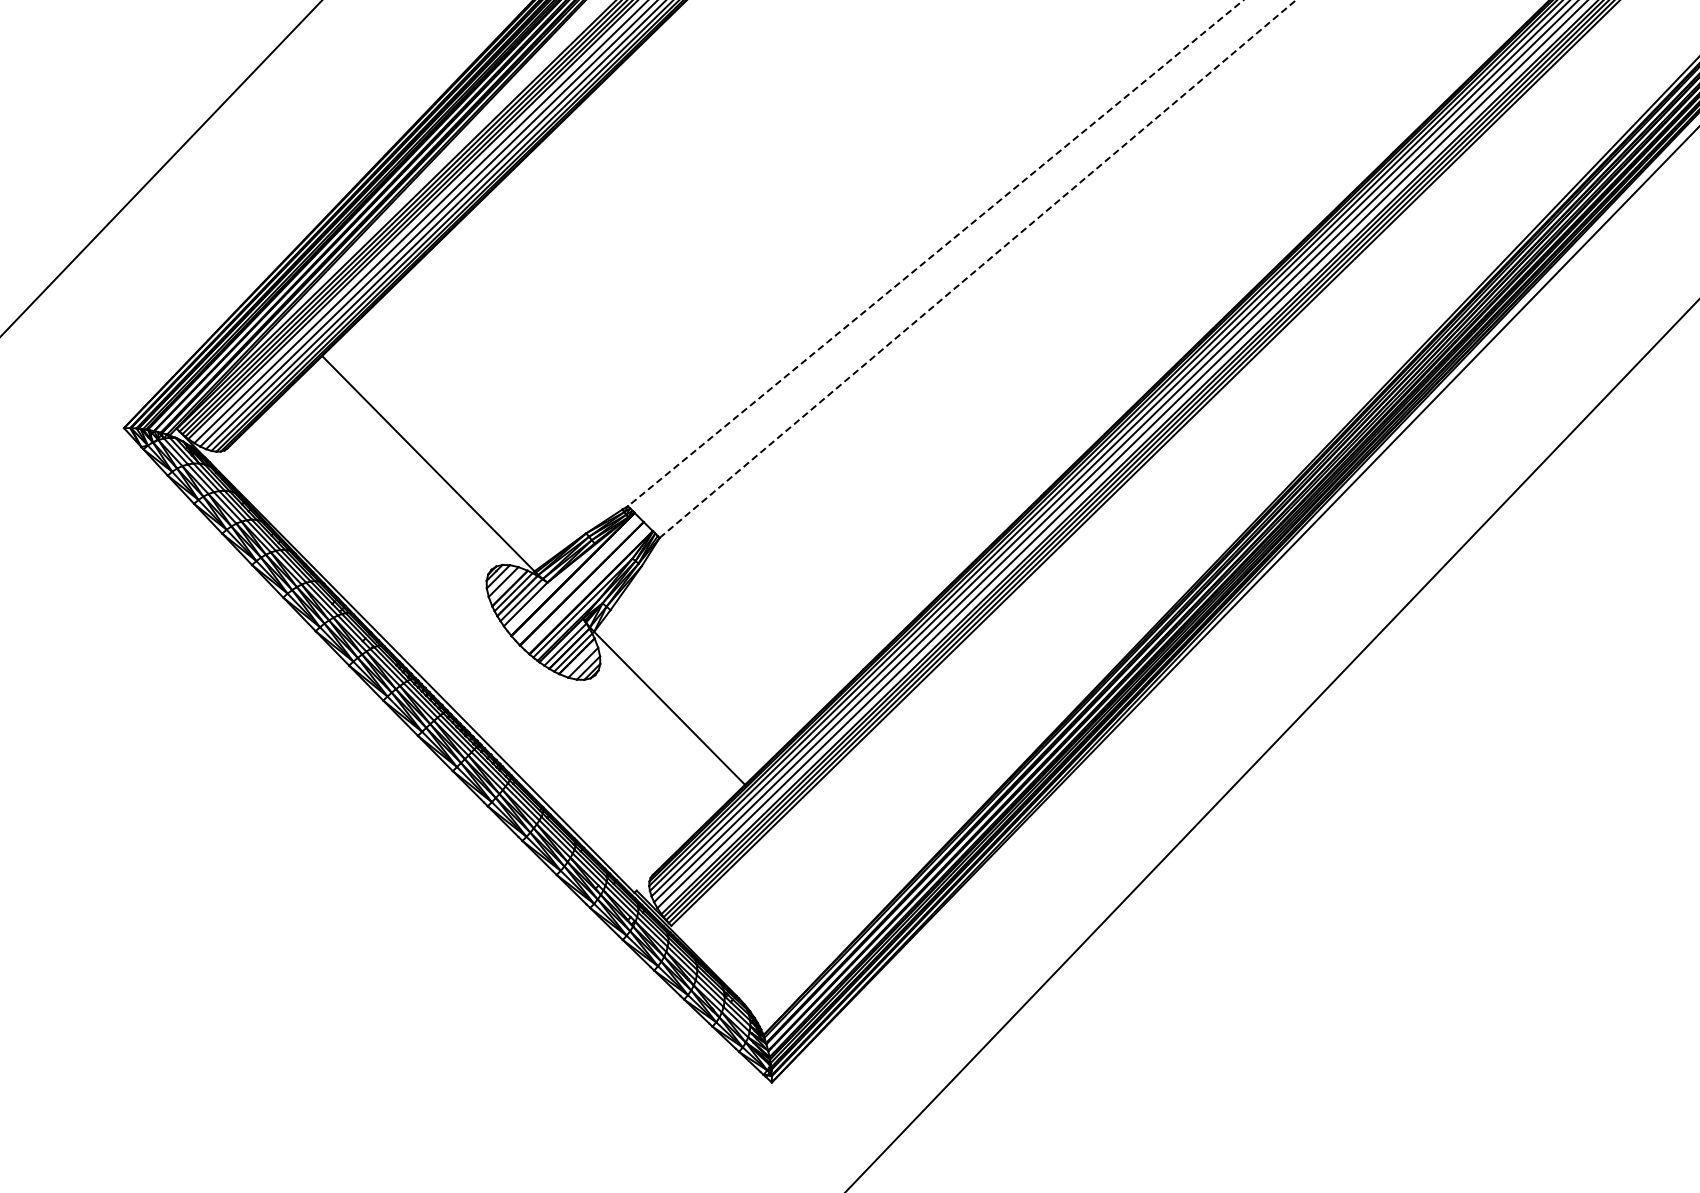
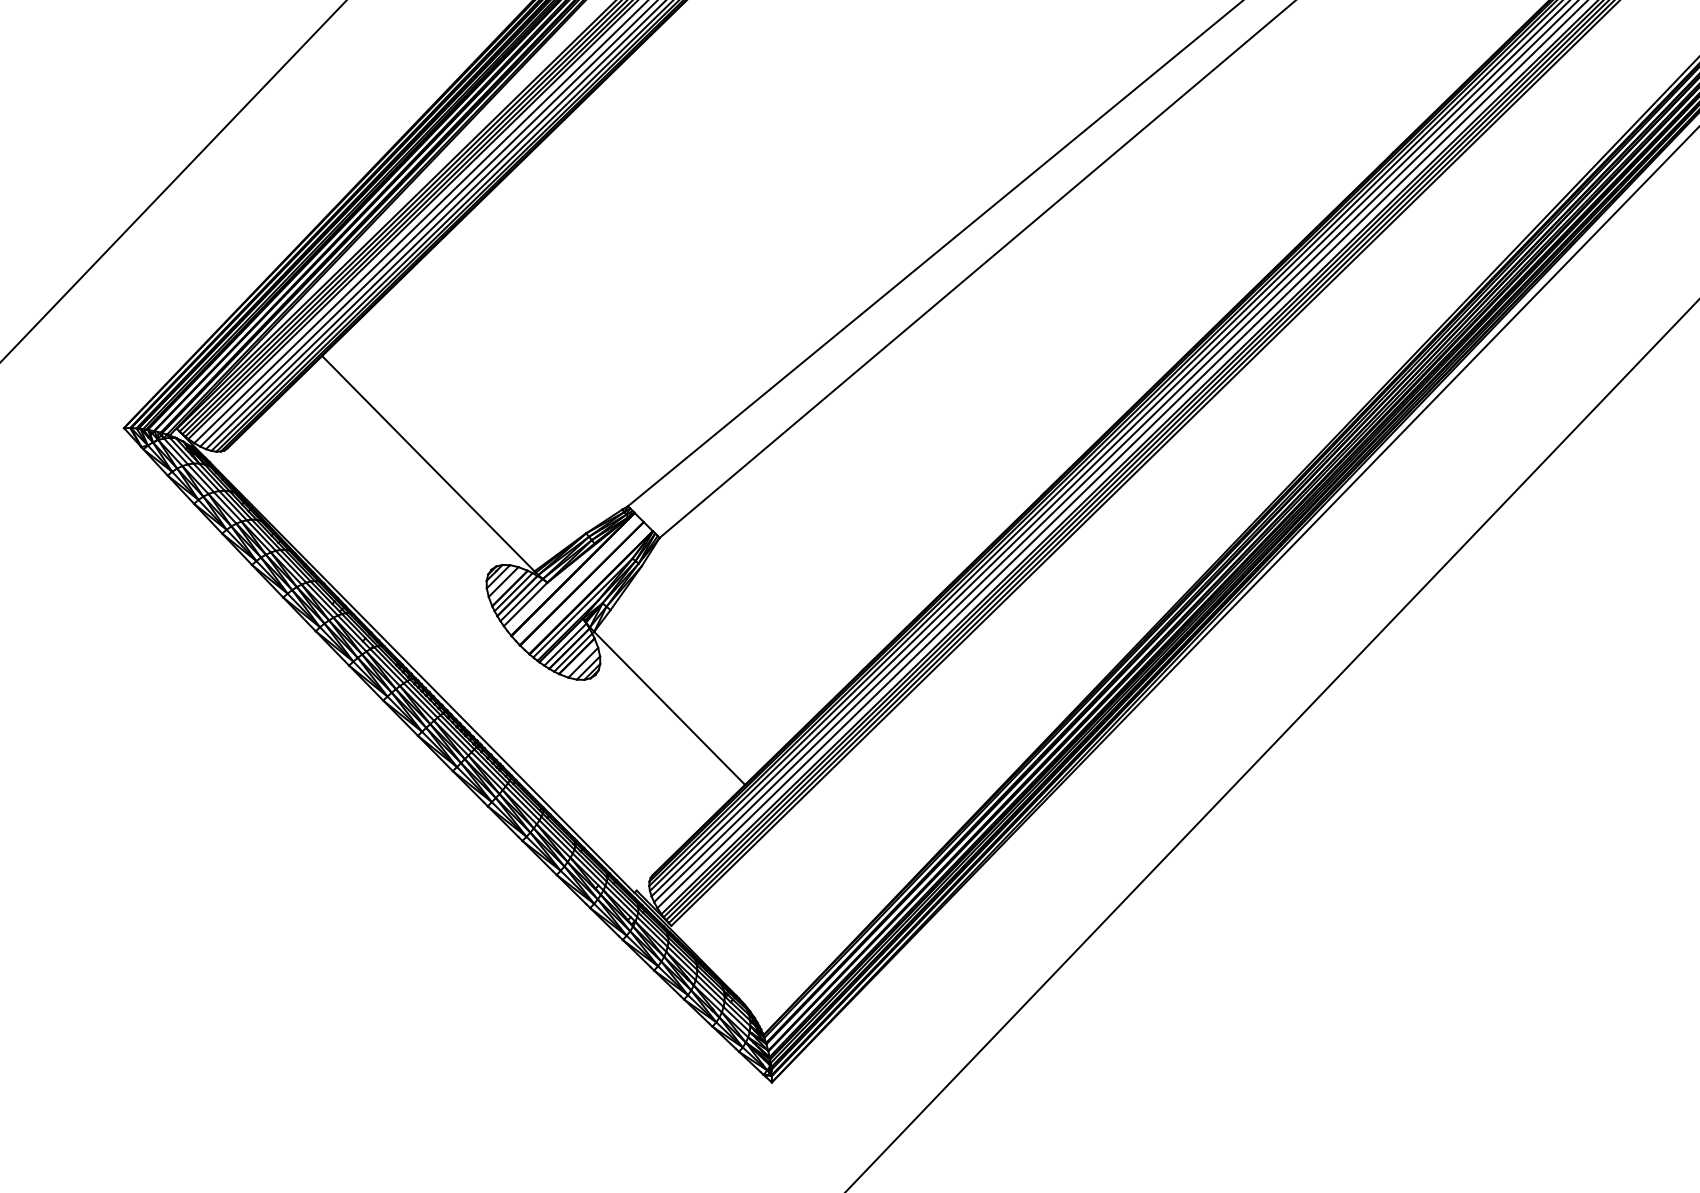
line position: (161, 168) -> (173, 181) (173, 181)
line: dashed -> solid (935, 253)
line: dashed -> solid (978, 268)
